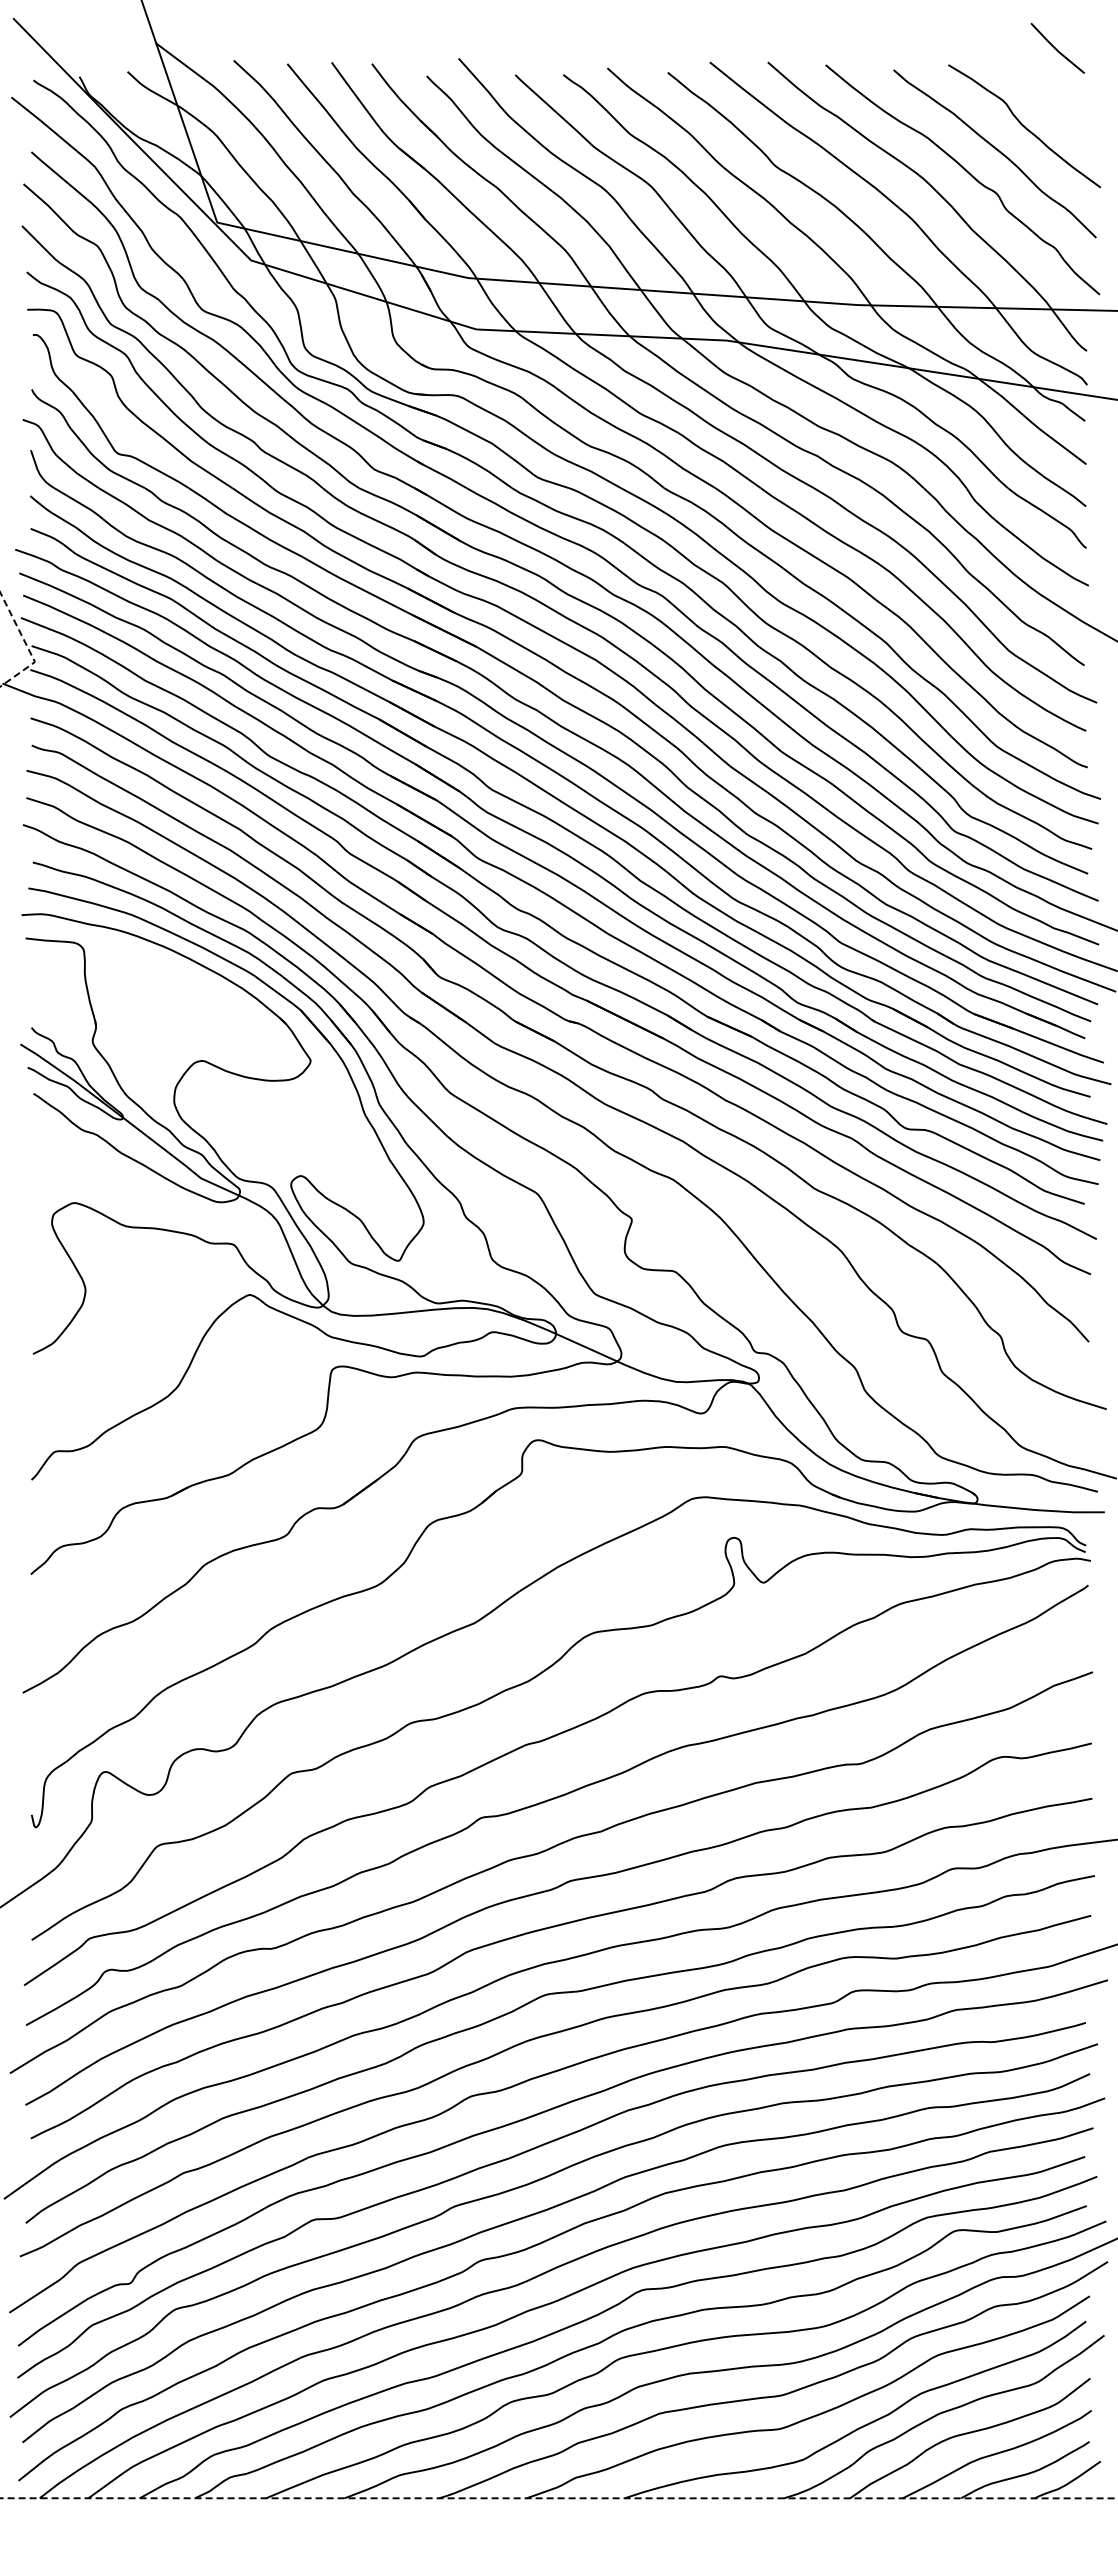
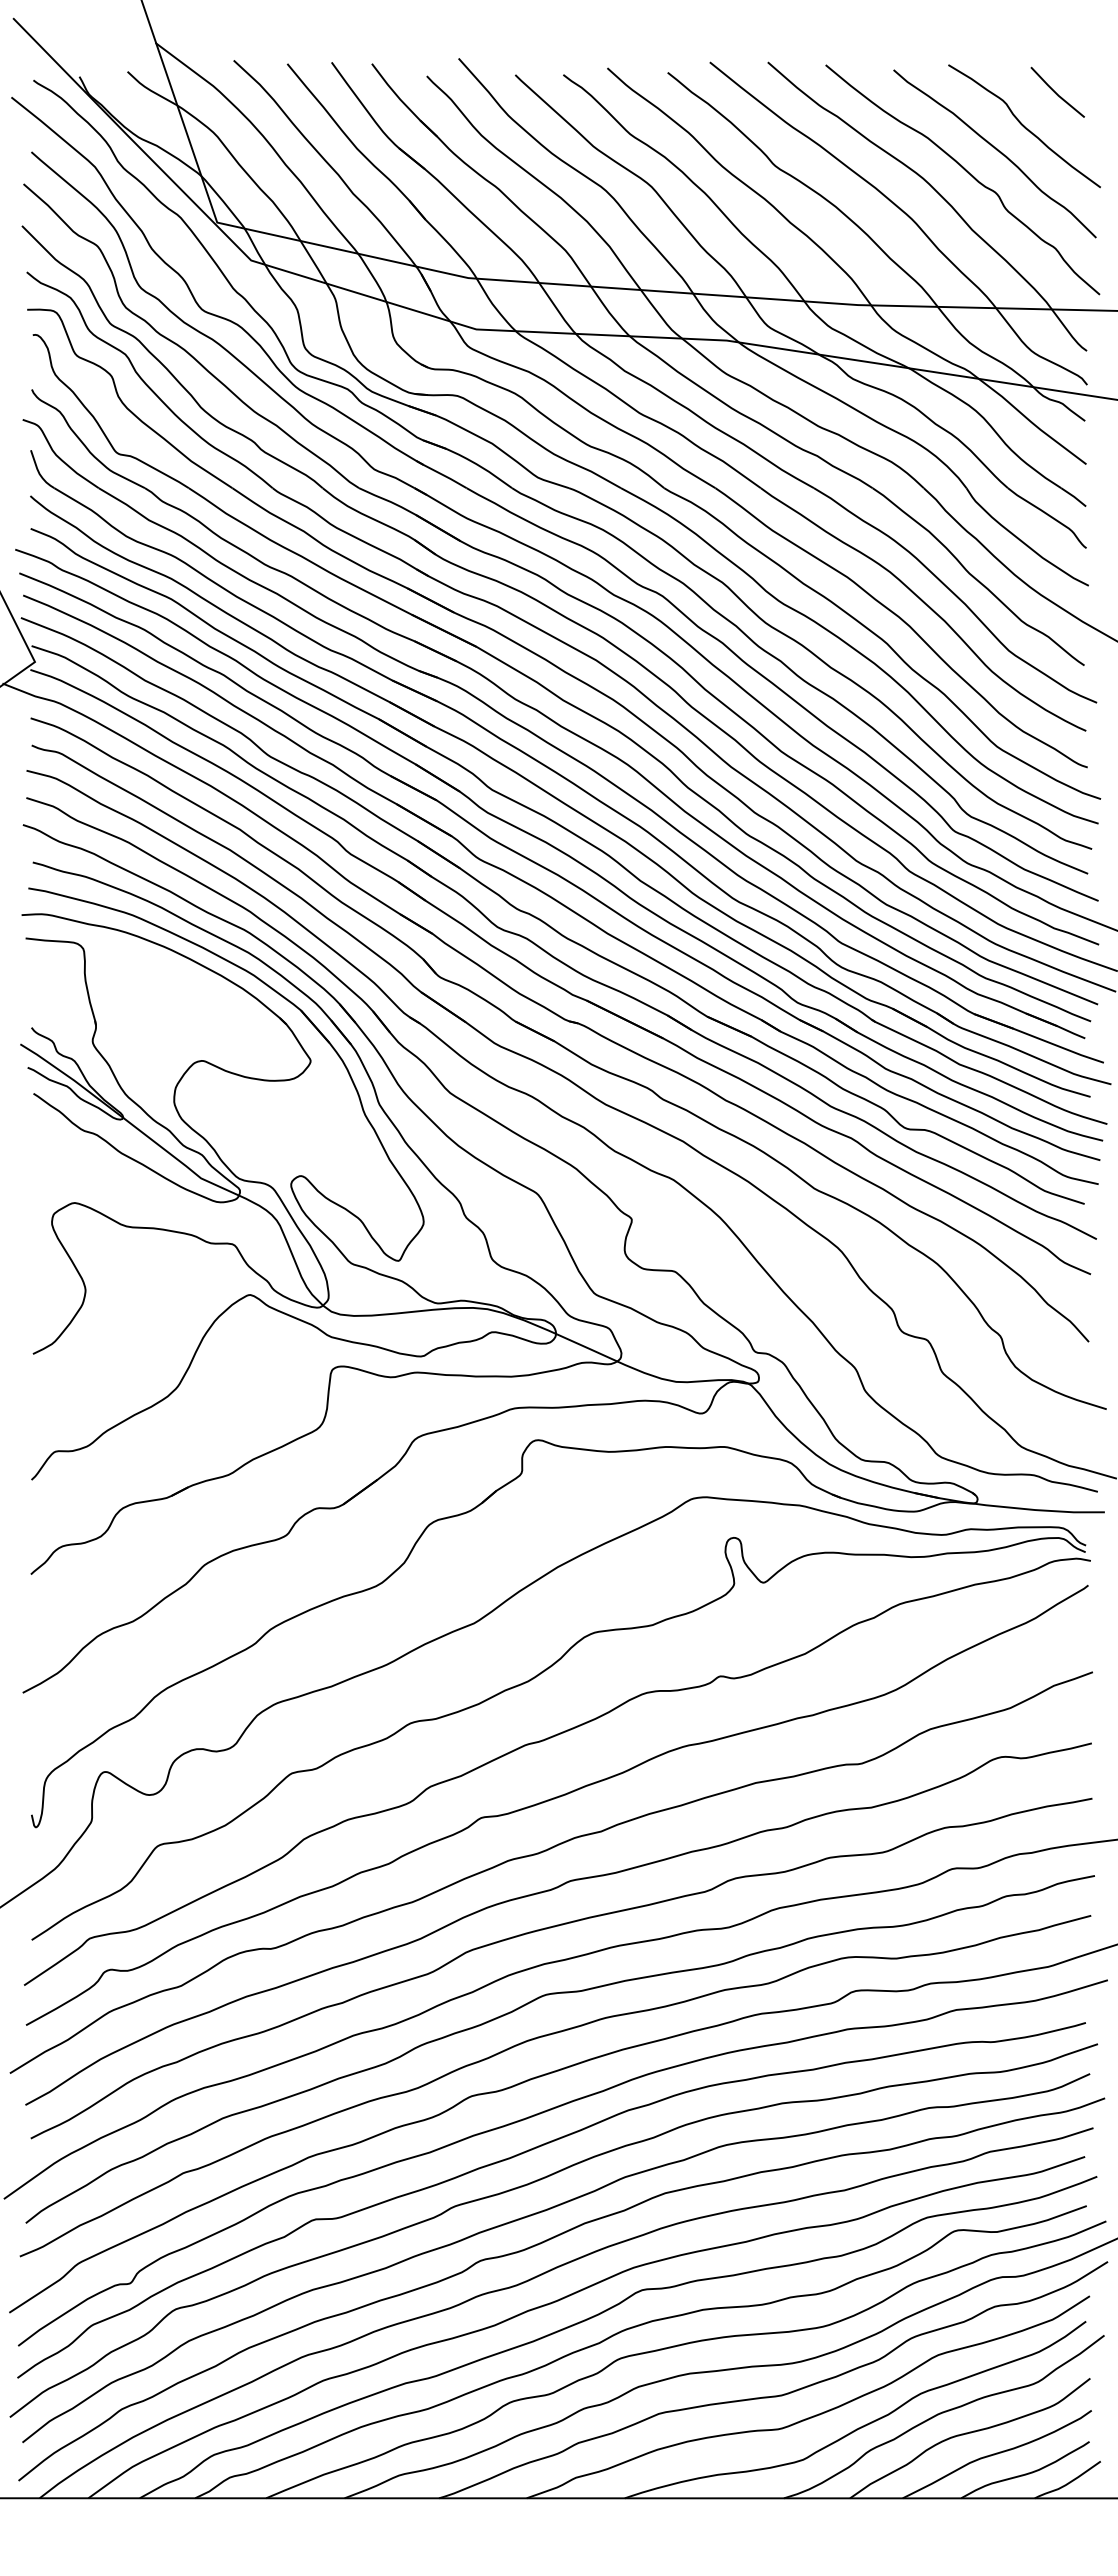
line position: (1056, 48) -> (1056, 92) (1056, 92)
line: dashed -> solid (27, 646)
line: dashed -> solid (558, 2498)
